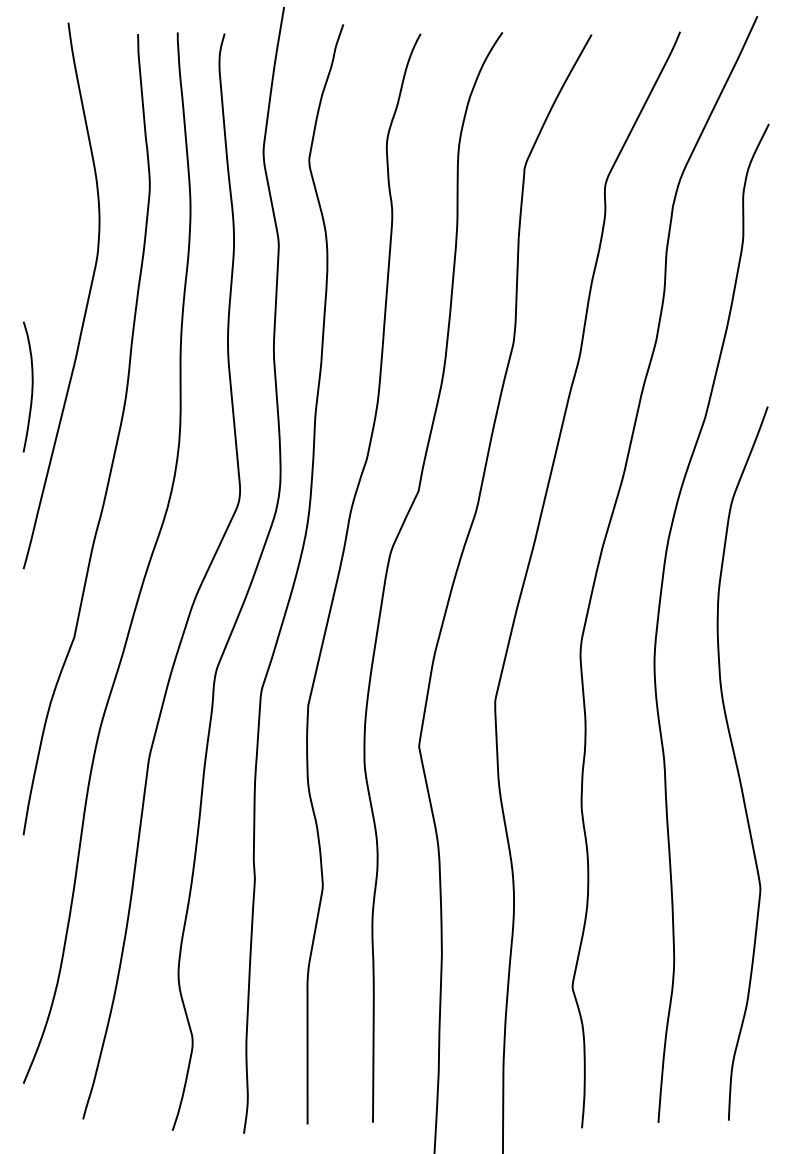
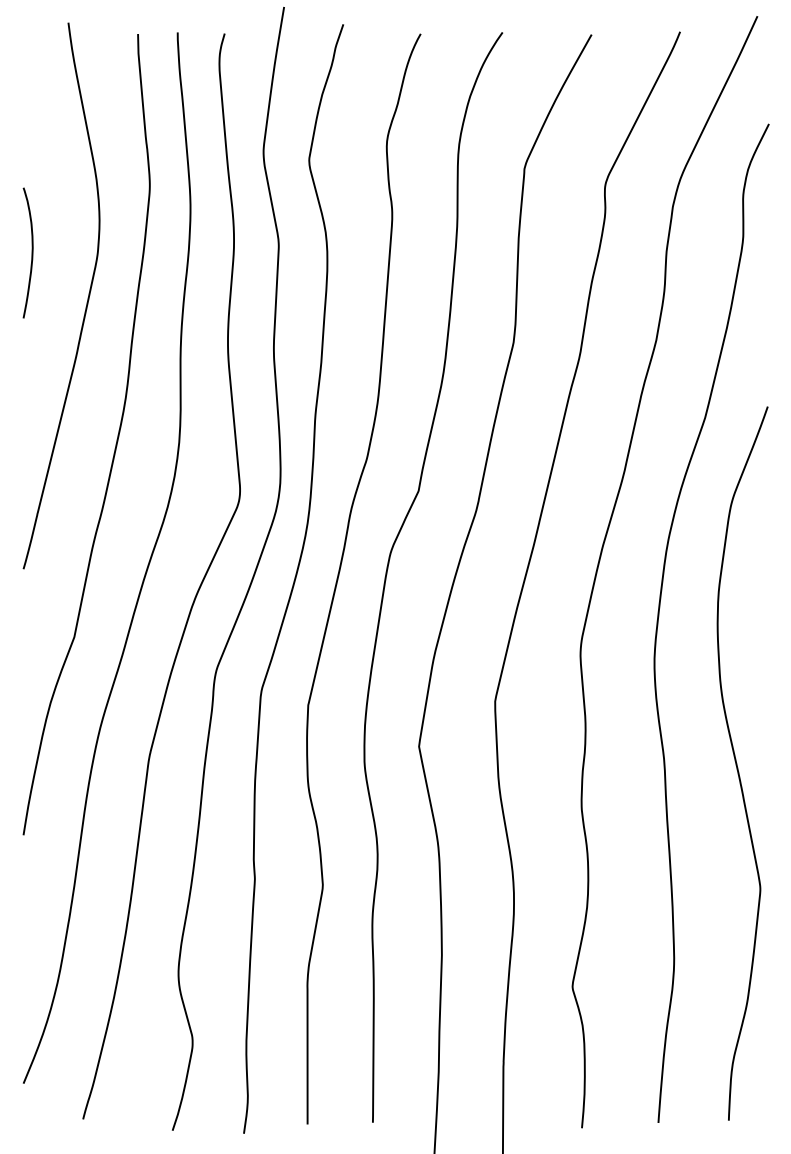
curve position: (31, 386) -> (31, 252) (31, 252)
